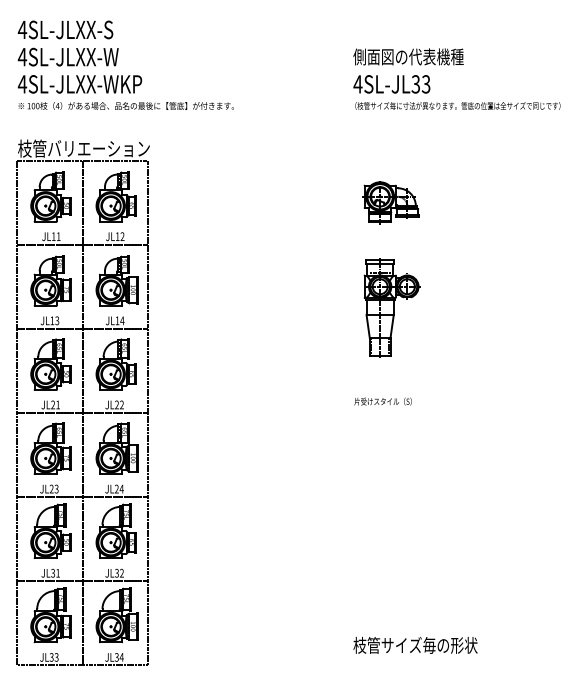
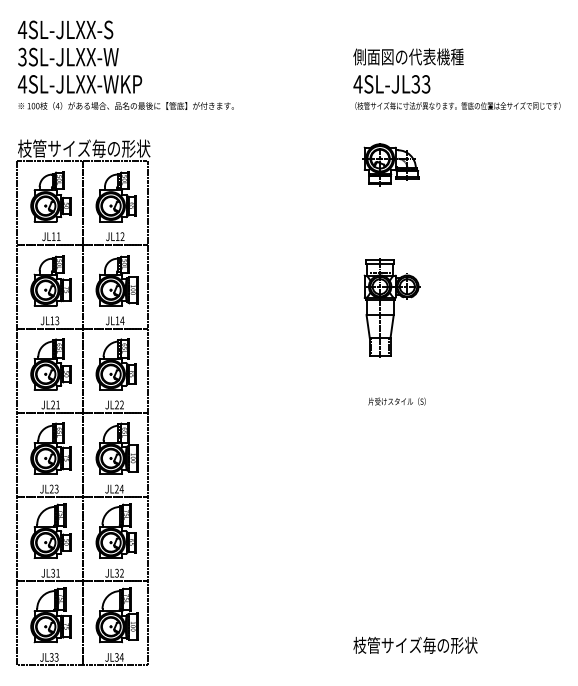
text: 4SL-JLXX-W -> 3SL-JLXX-W (22, 56)
text: 枝管バリエーション -> 枝管サイズ毎の形状 (99, 148)
part position: (390, 202) -> (390, 164) (390, 164)
text position: (382, 401) -> (396, 401) (396, 401)
